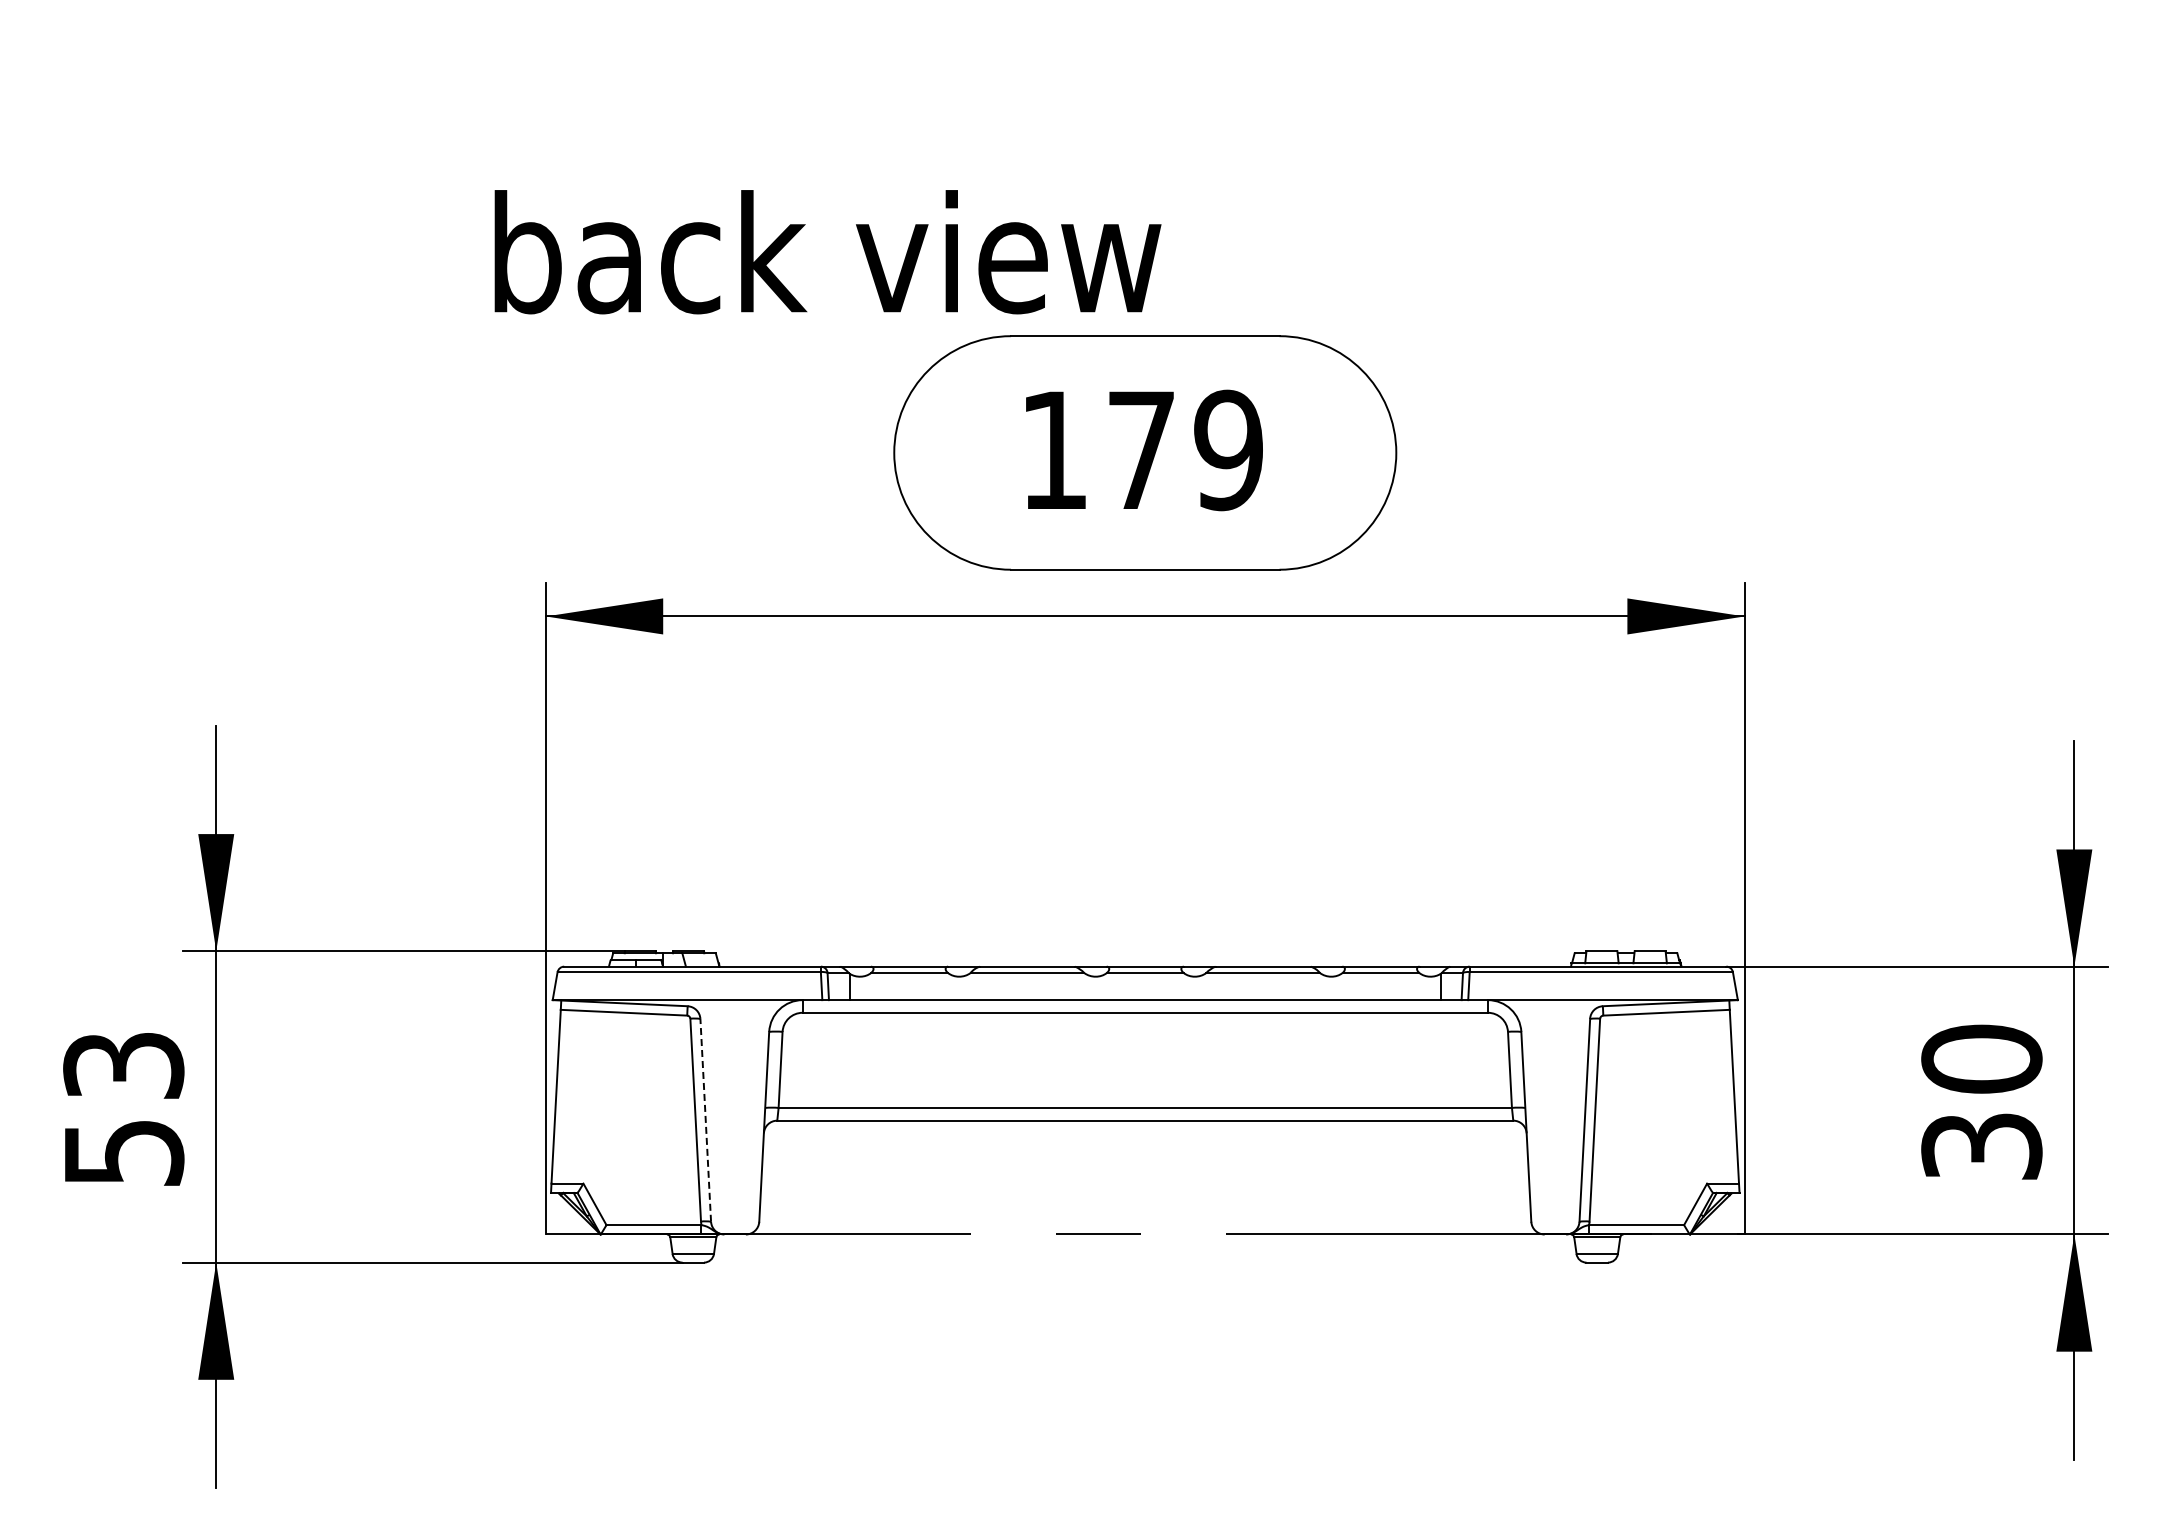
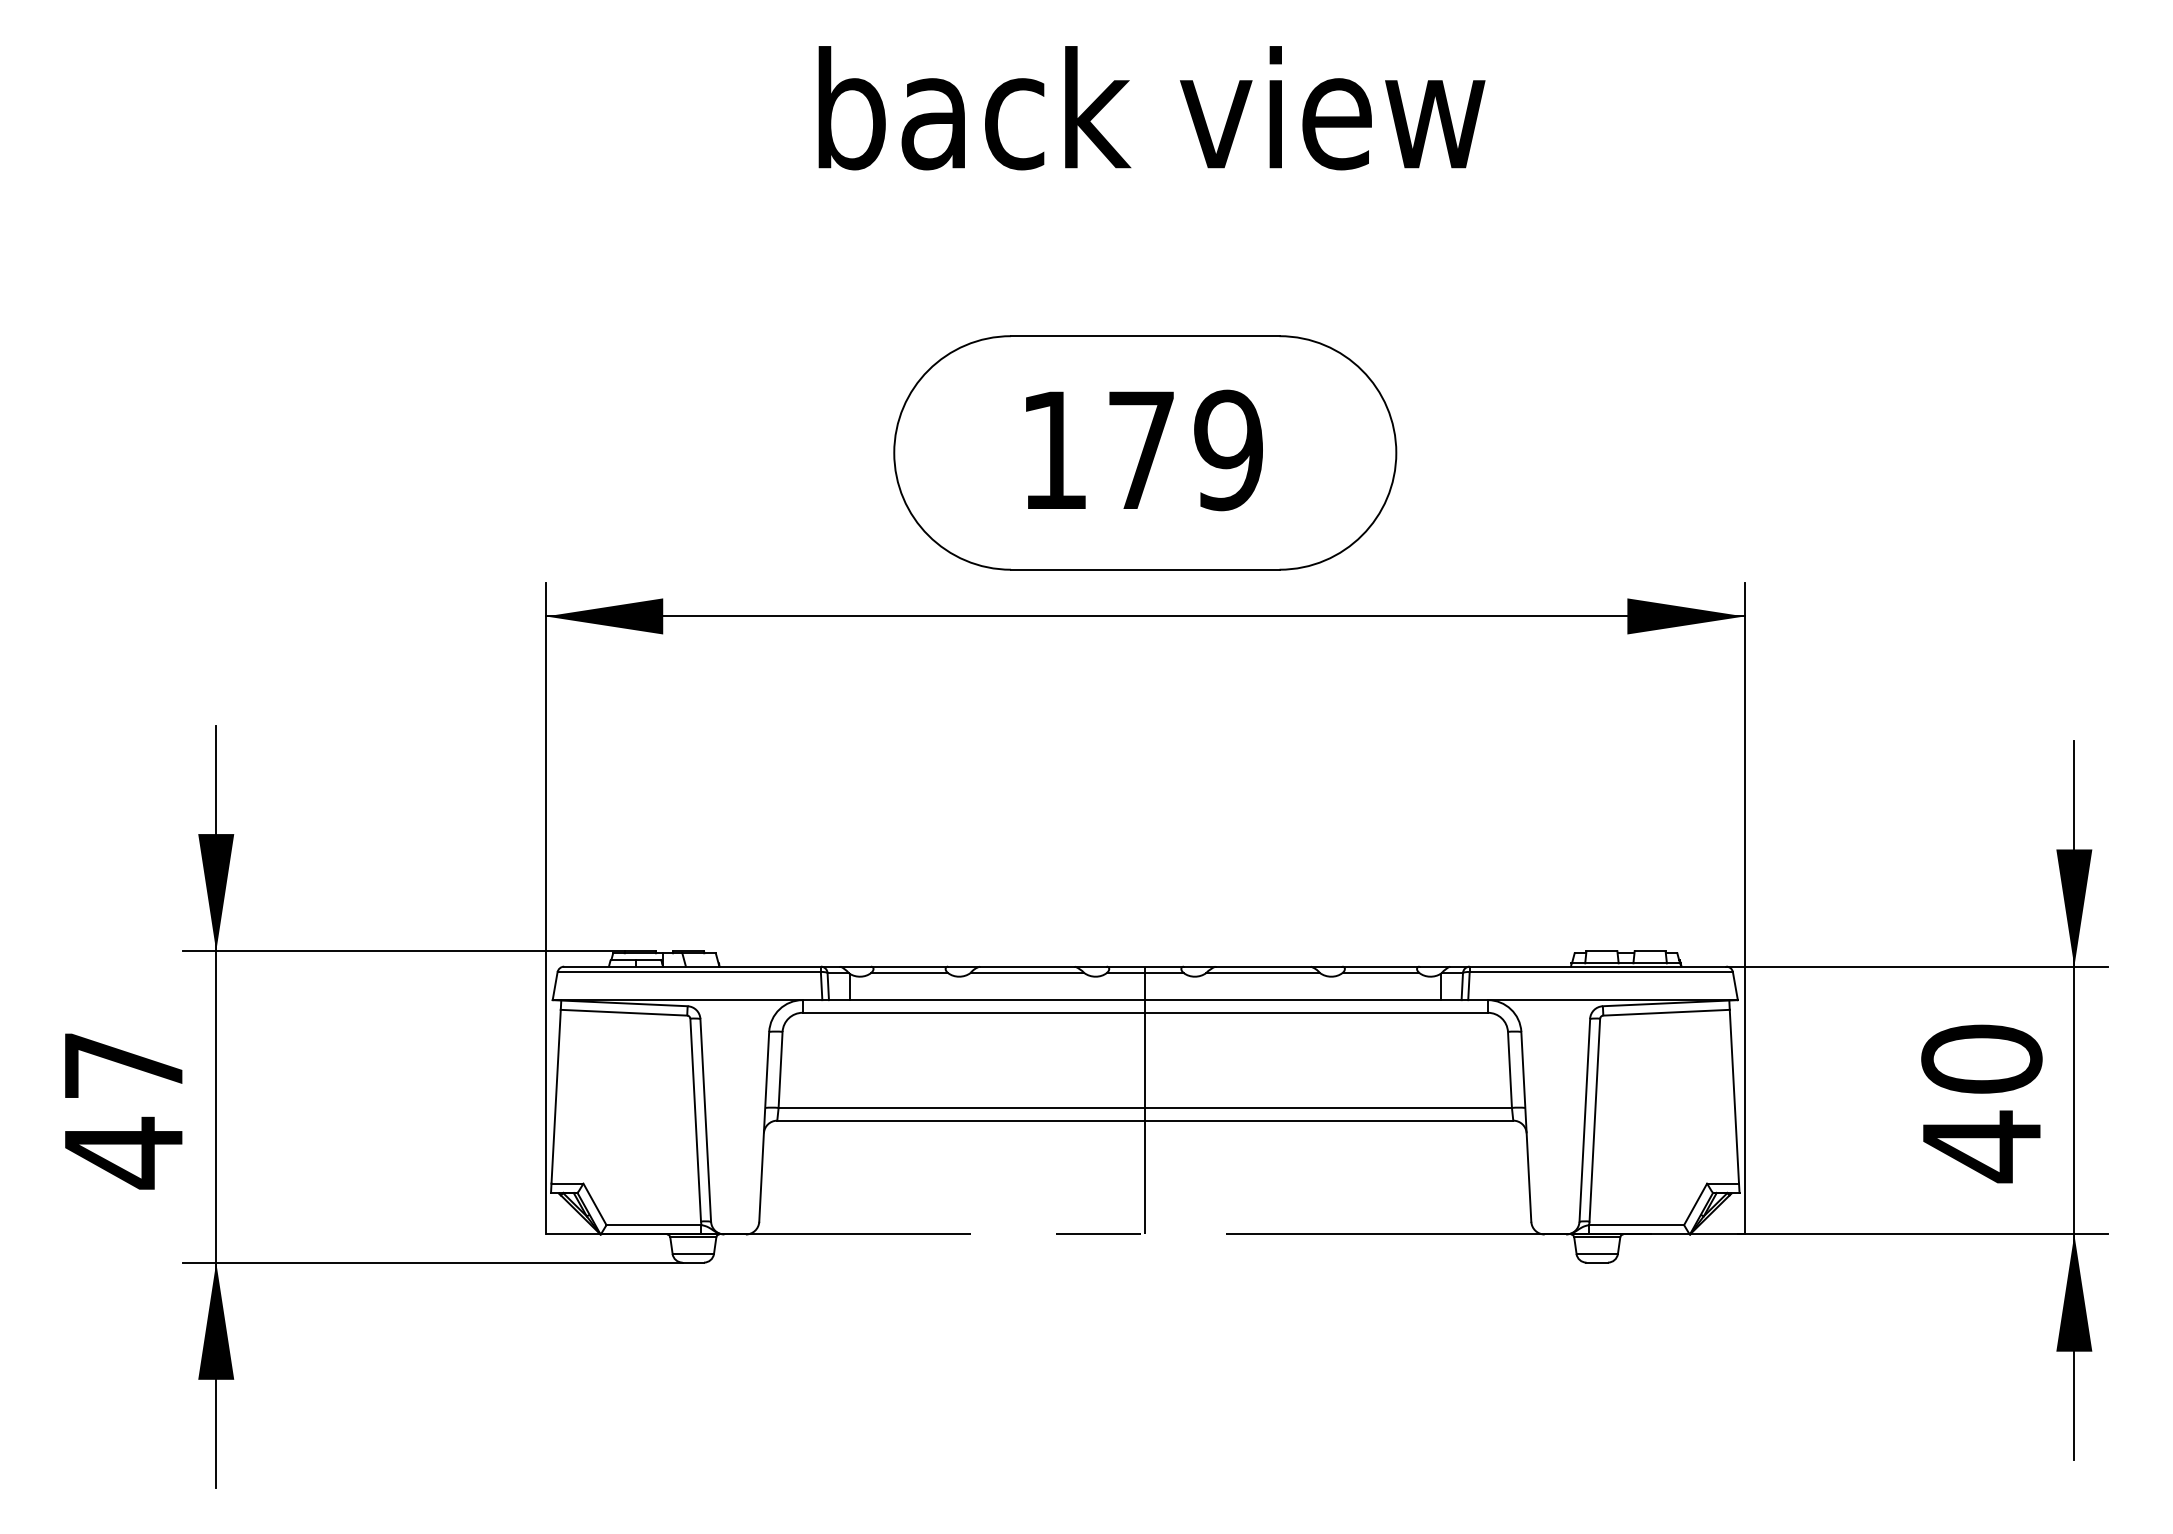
text position: (827, 252) -> (1151, 108) (1151, 108)
line: none -> present (1145, 1100)
text: 53 -> 47 (123, 1111)
line: dashed -> solid (705, 1120)
text: 30 -> 40 (1981, 1146)
